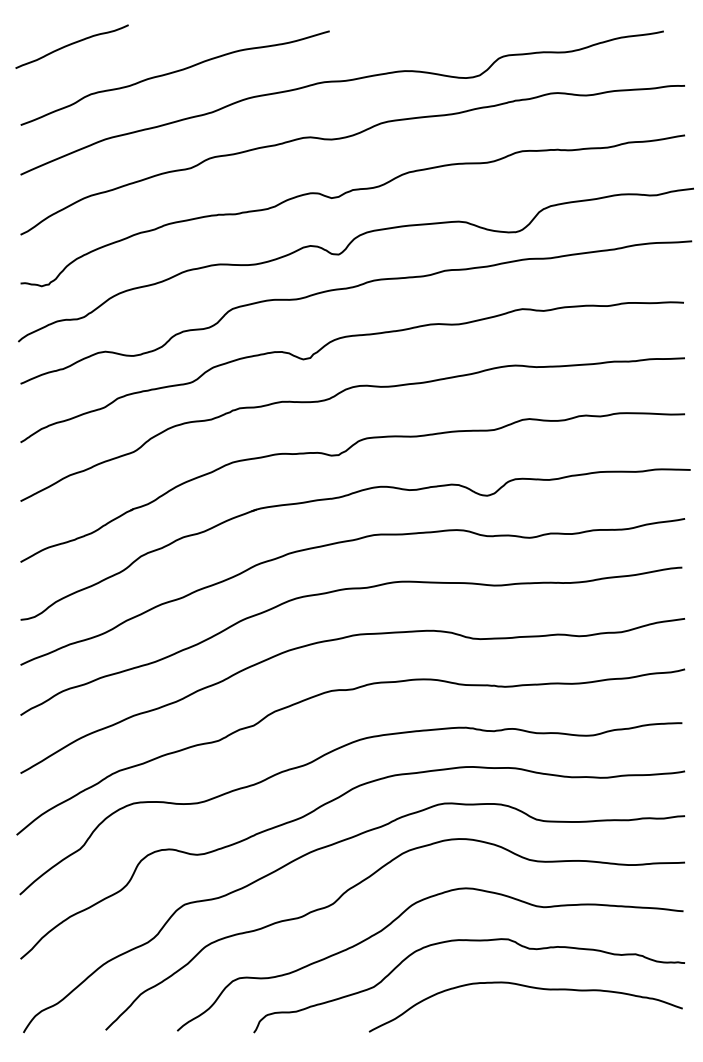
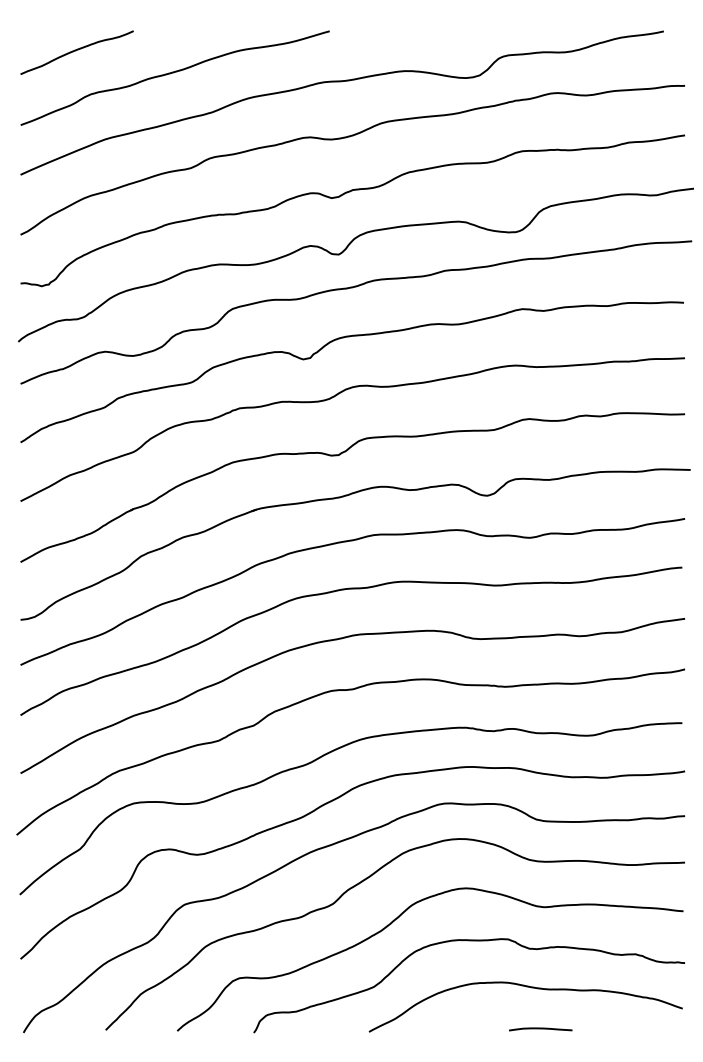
curve position: (70, 45) -> (75, 51) (75, 51)
curve: none -> present (540, 1029)
